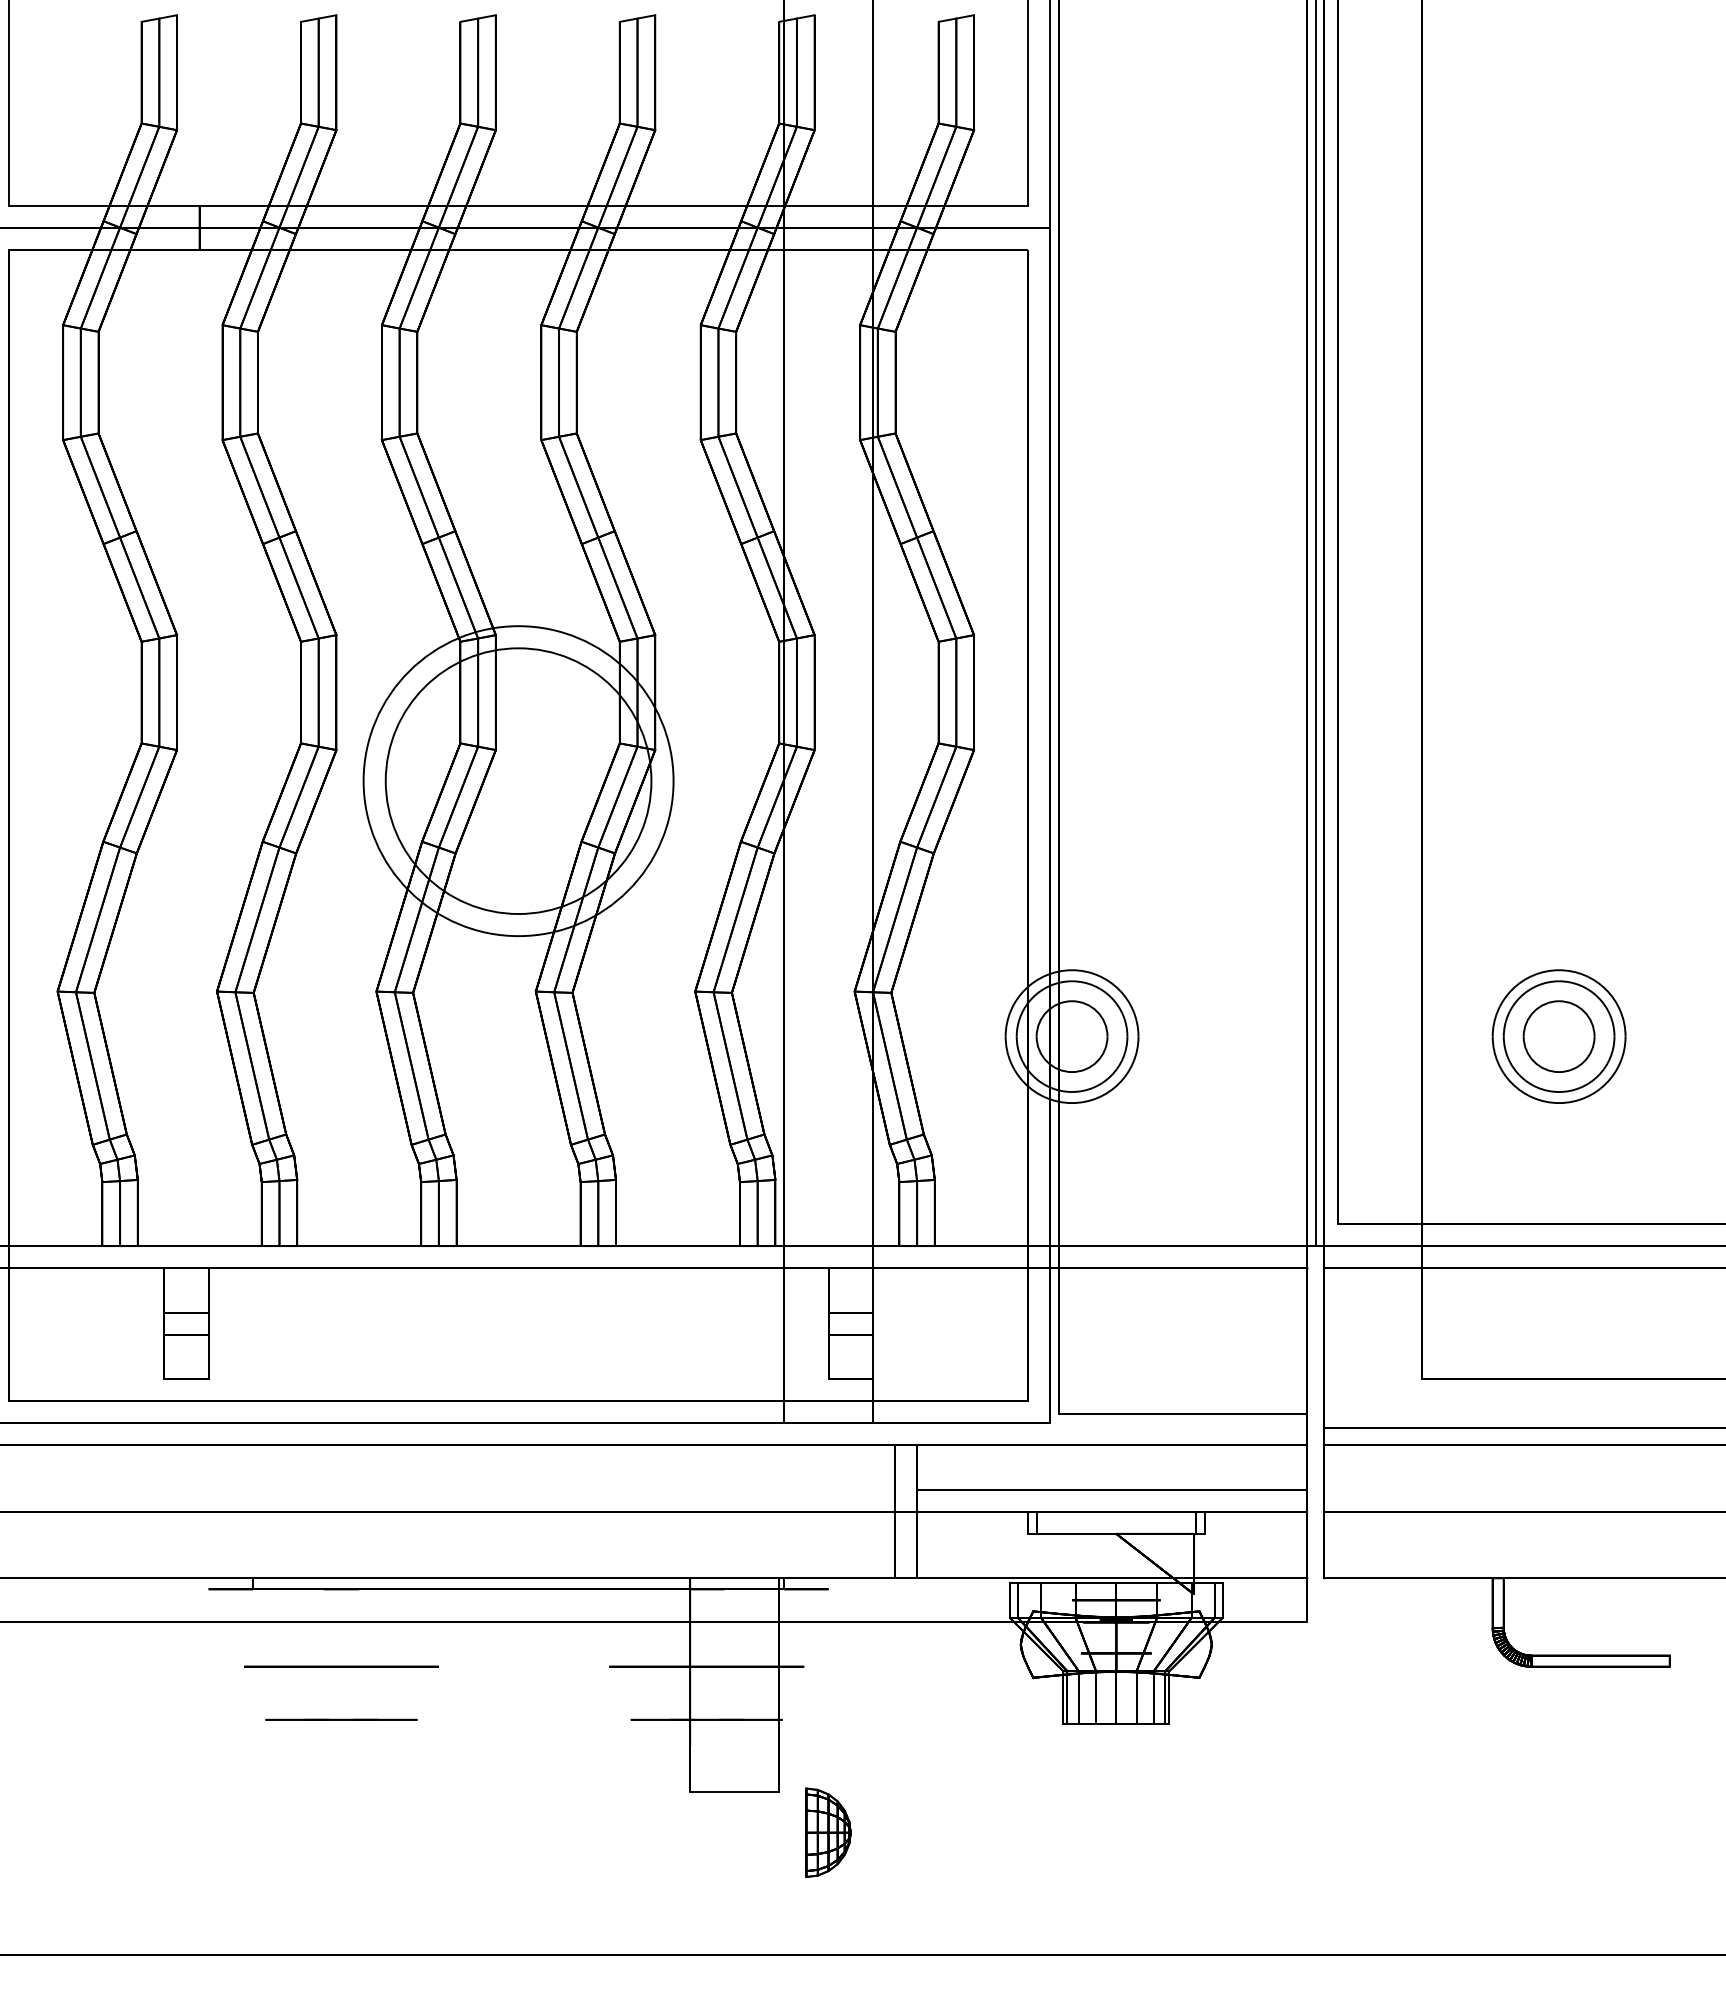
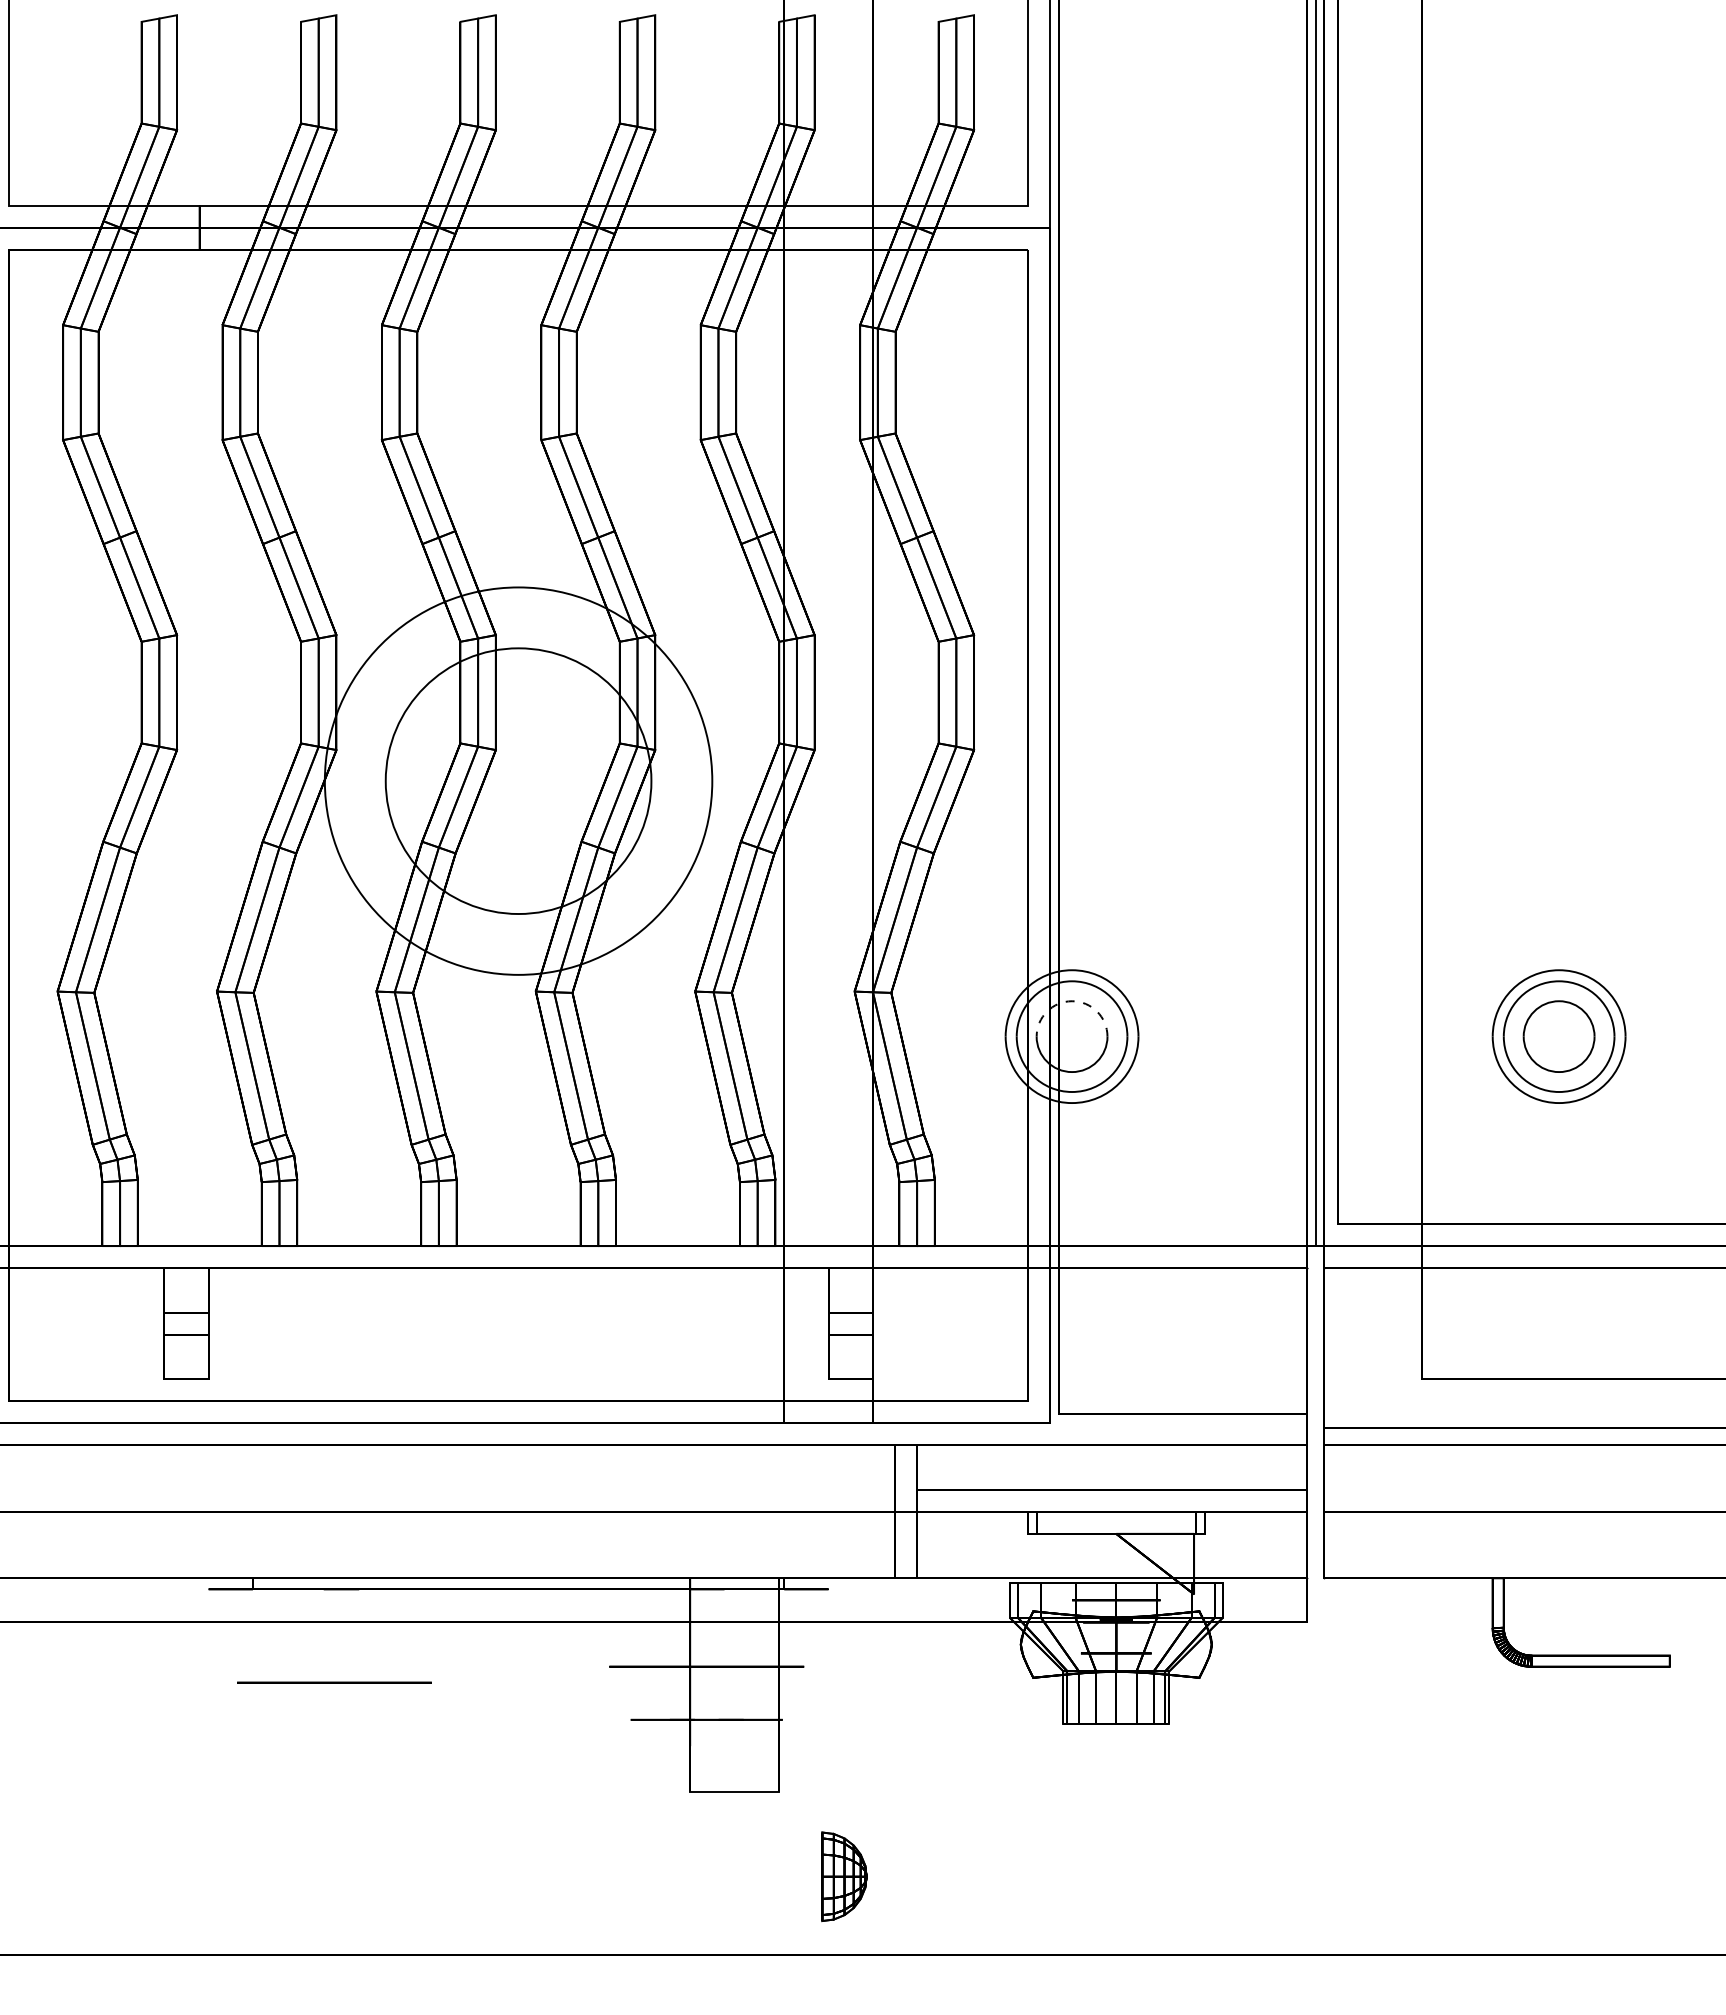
circle diameter: 310 px -> 387 px (518, 780)
arc: solid -> dashed (1072, 1001)
circle position: (341, 1666) -> (334, 1682) (334, 1682)
line: present -> none (341, 1719)
part position: (828, 1832) -> (844, 1876) (844, 1876)
